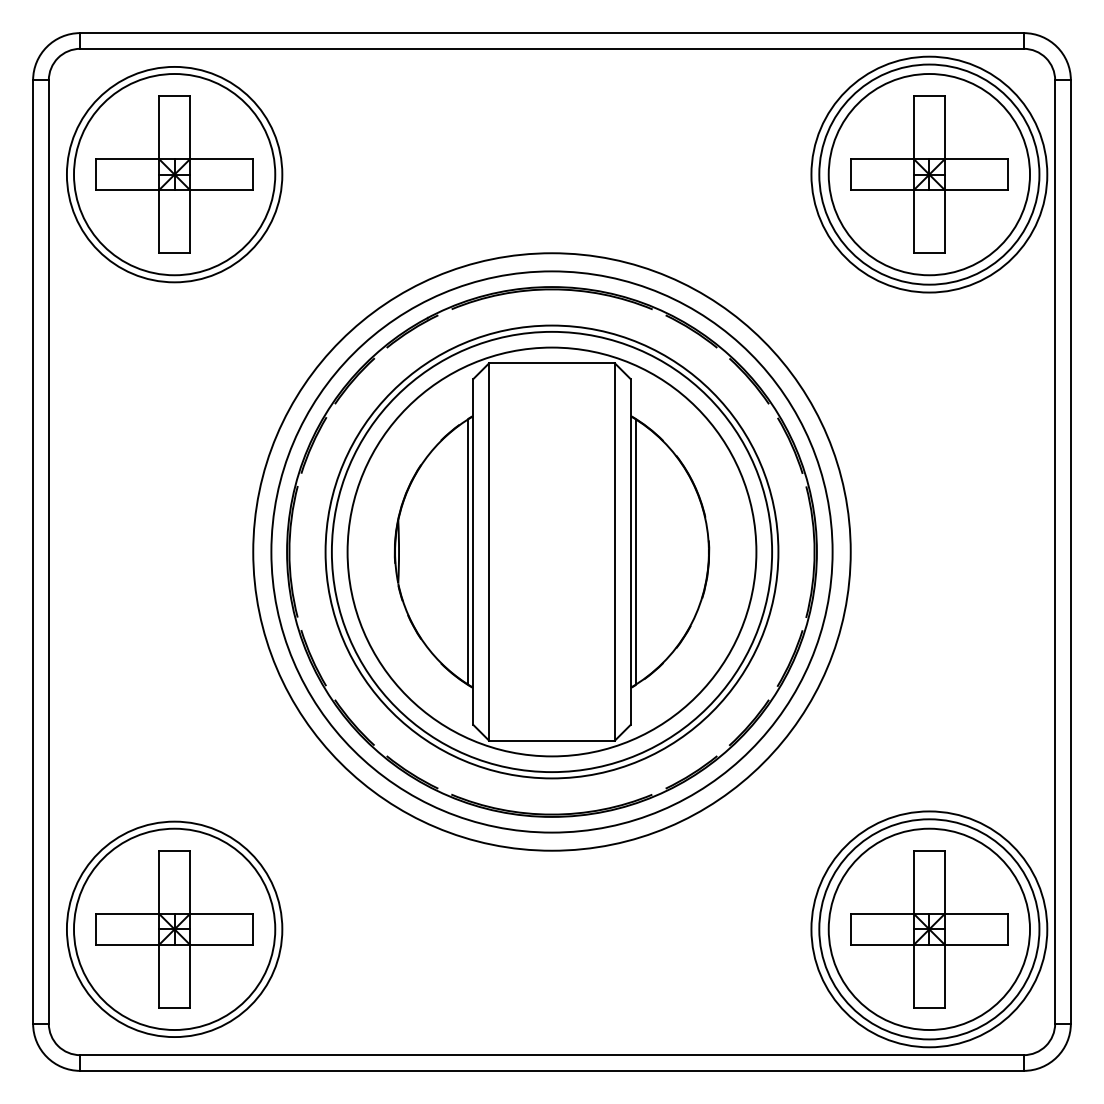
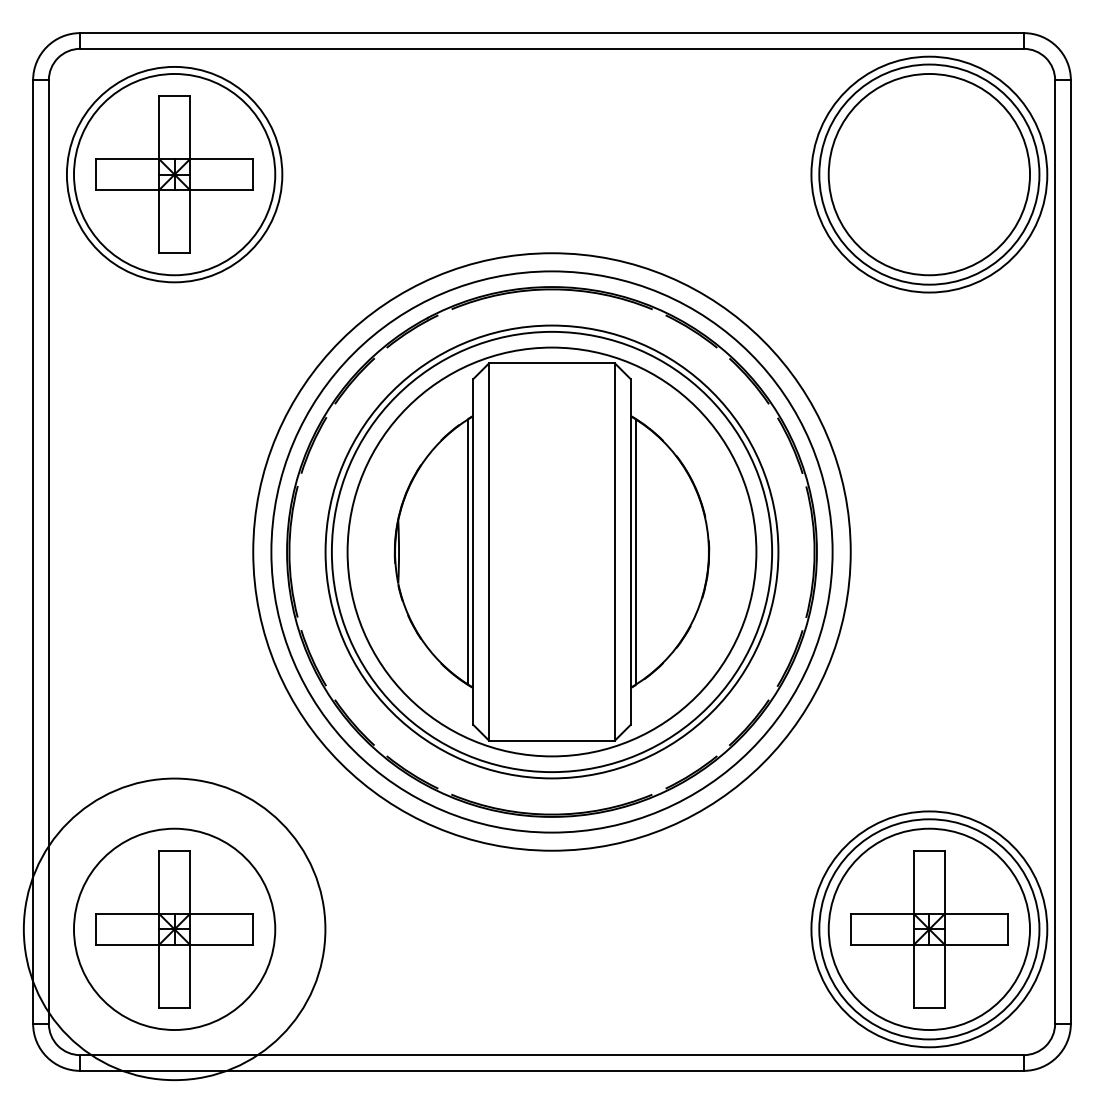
part: present -> none (929, 174)
circle diameter: 215 px -> 302 px (174, 929)
